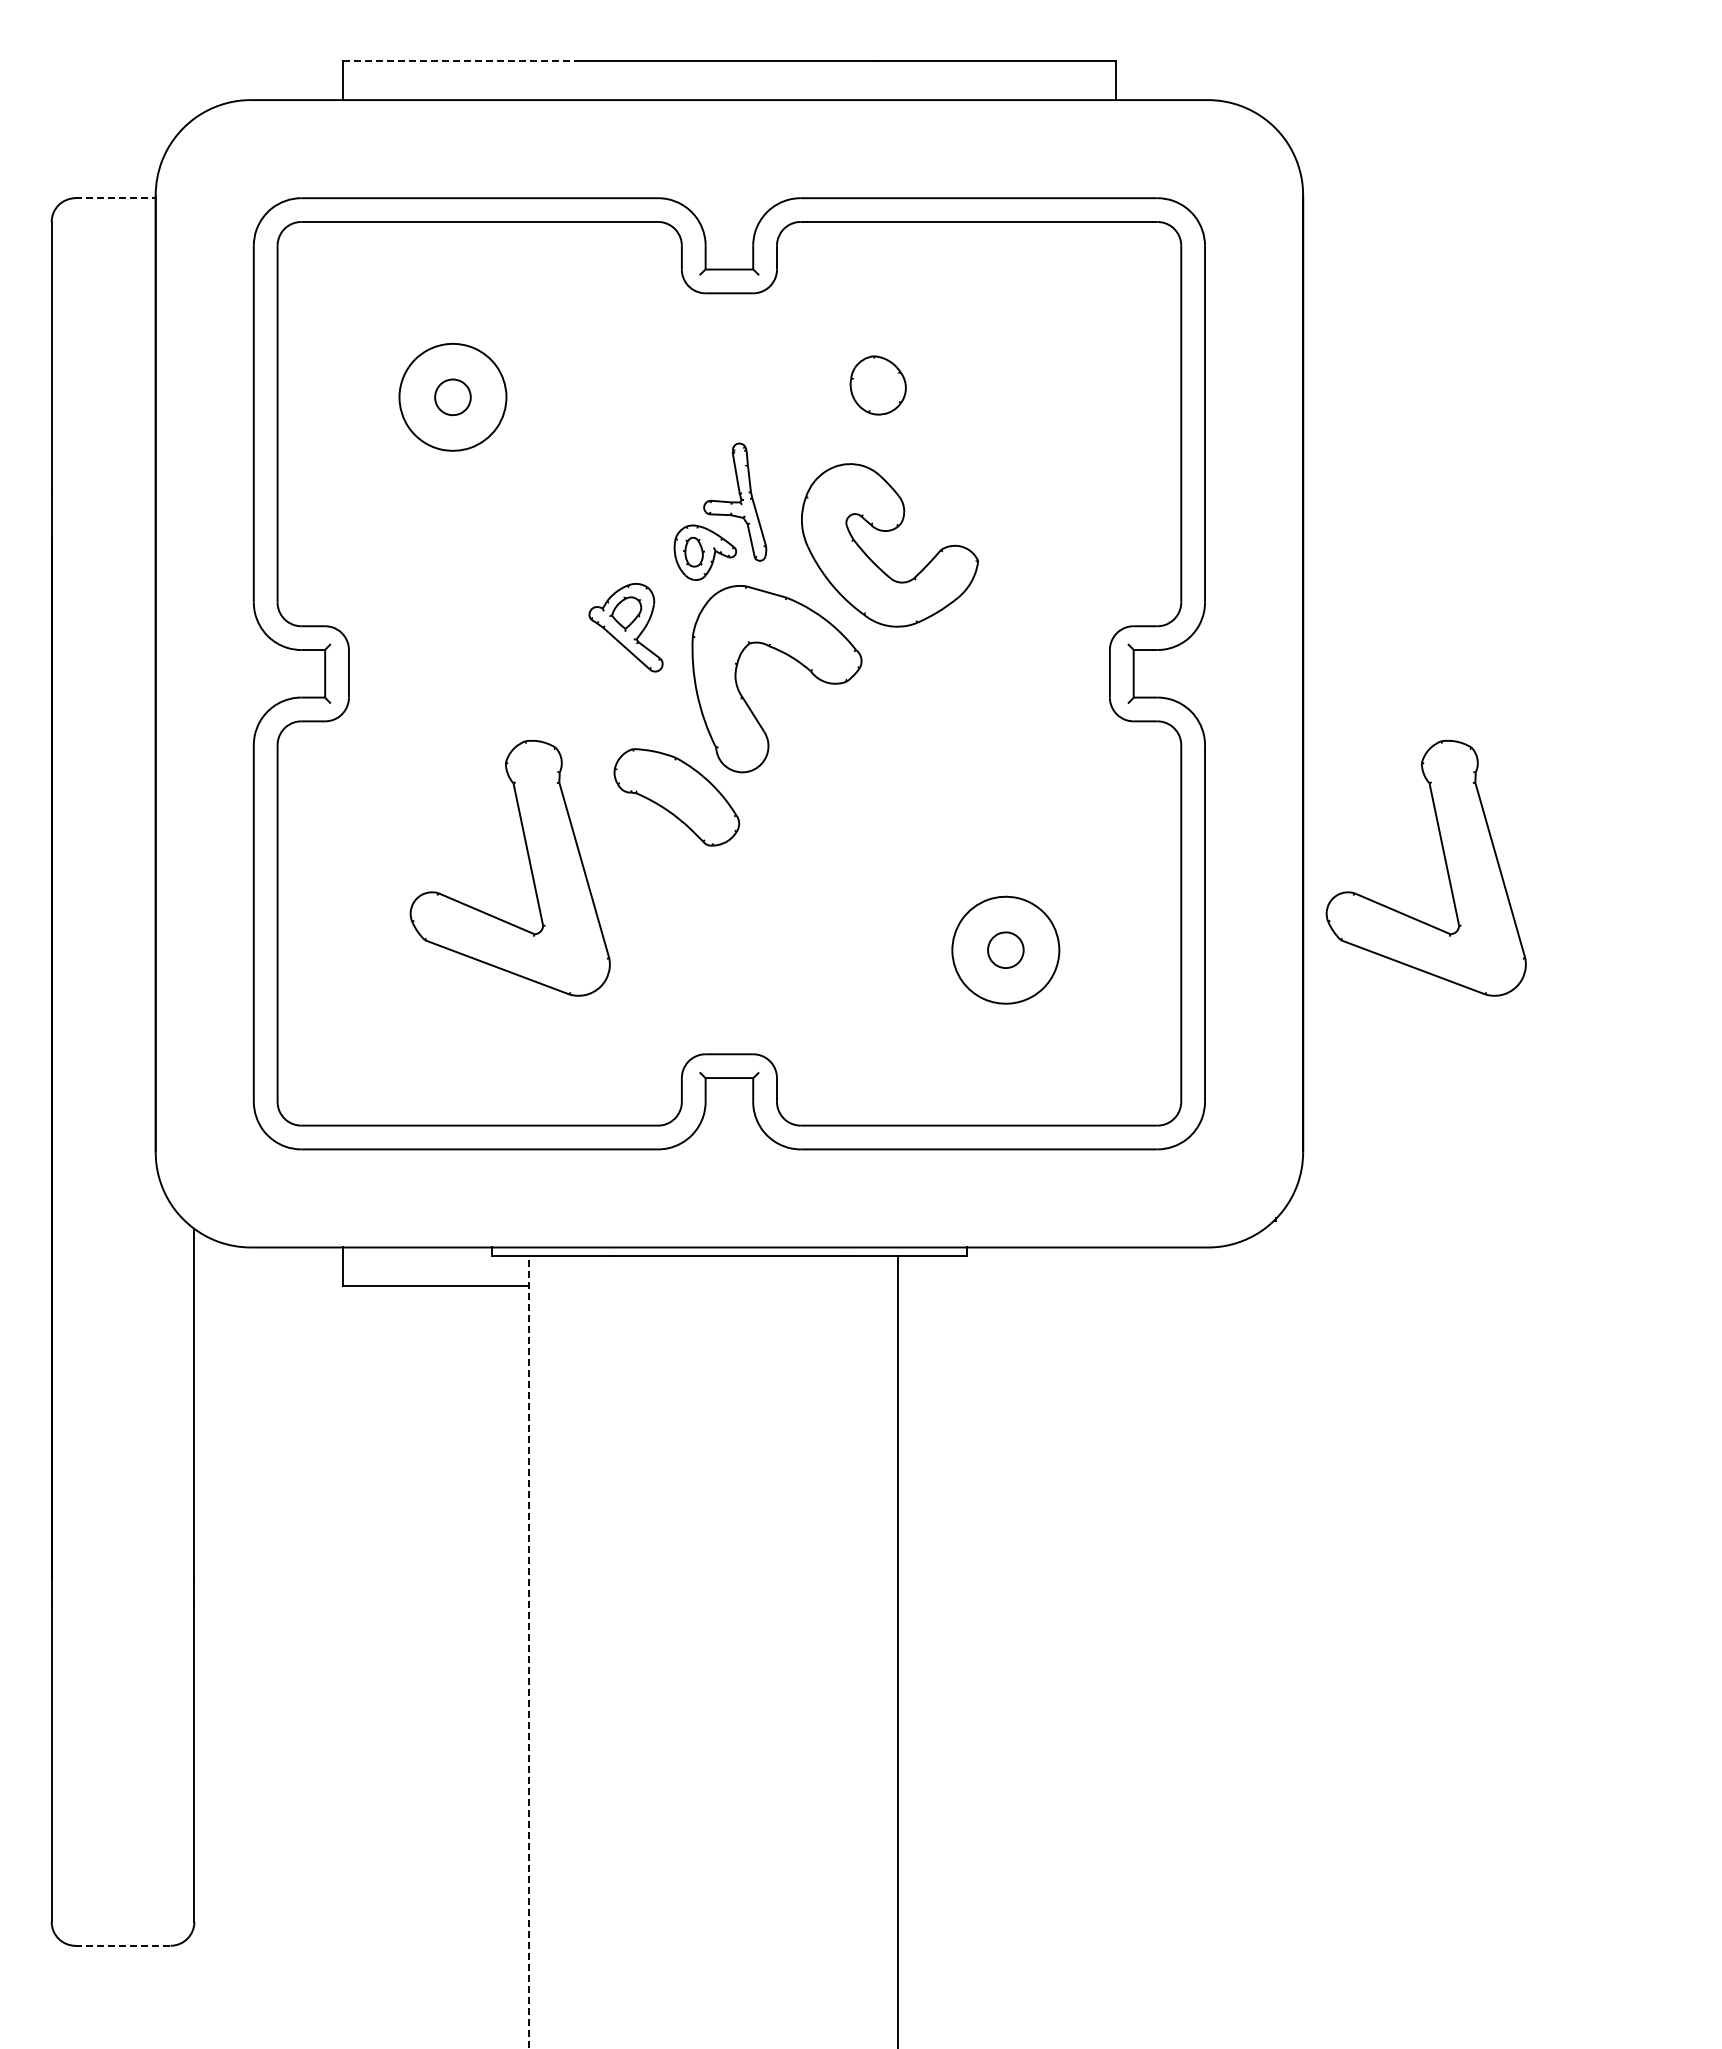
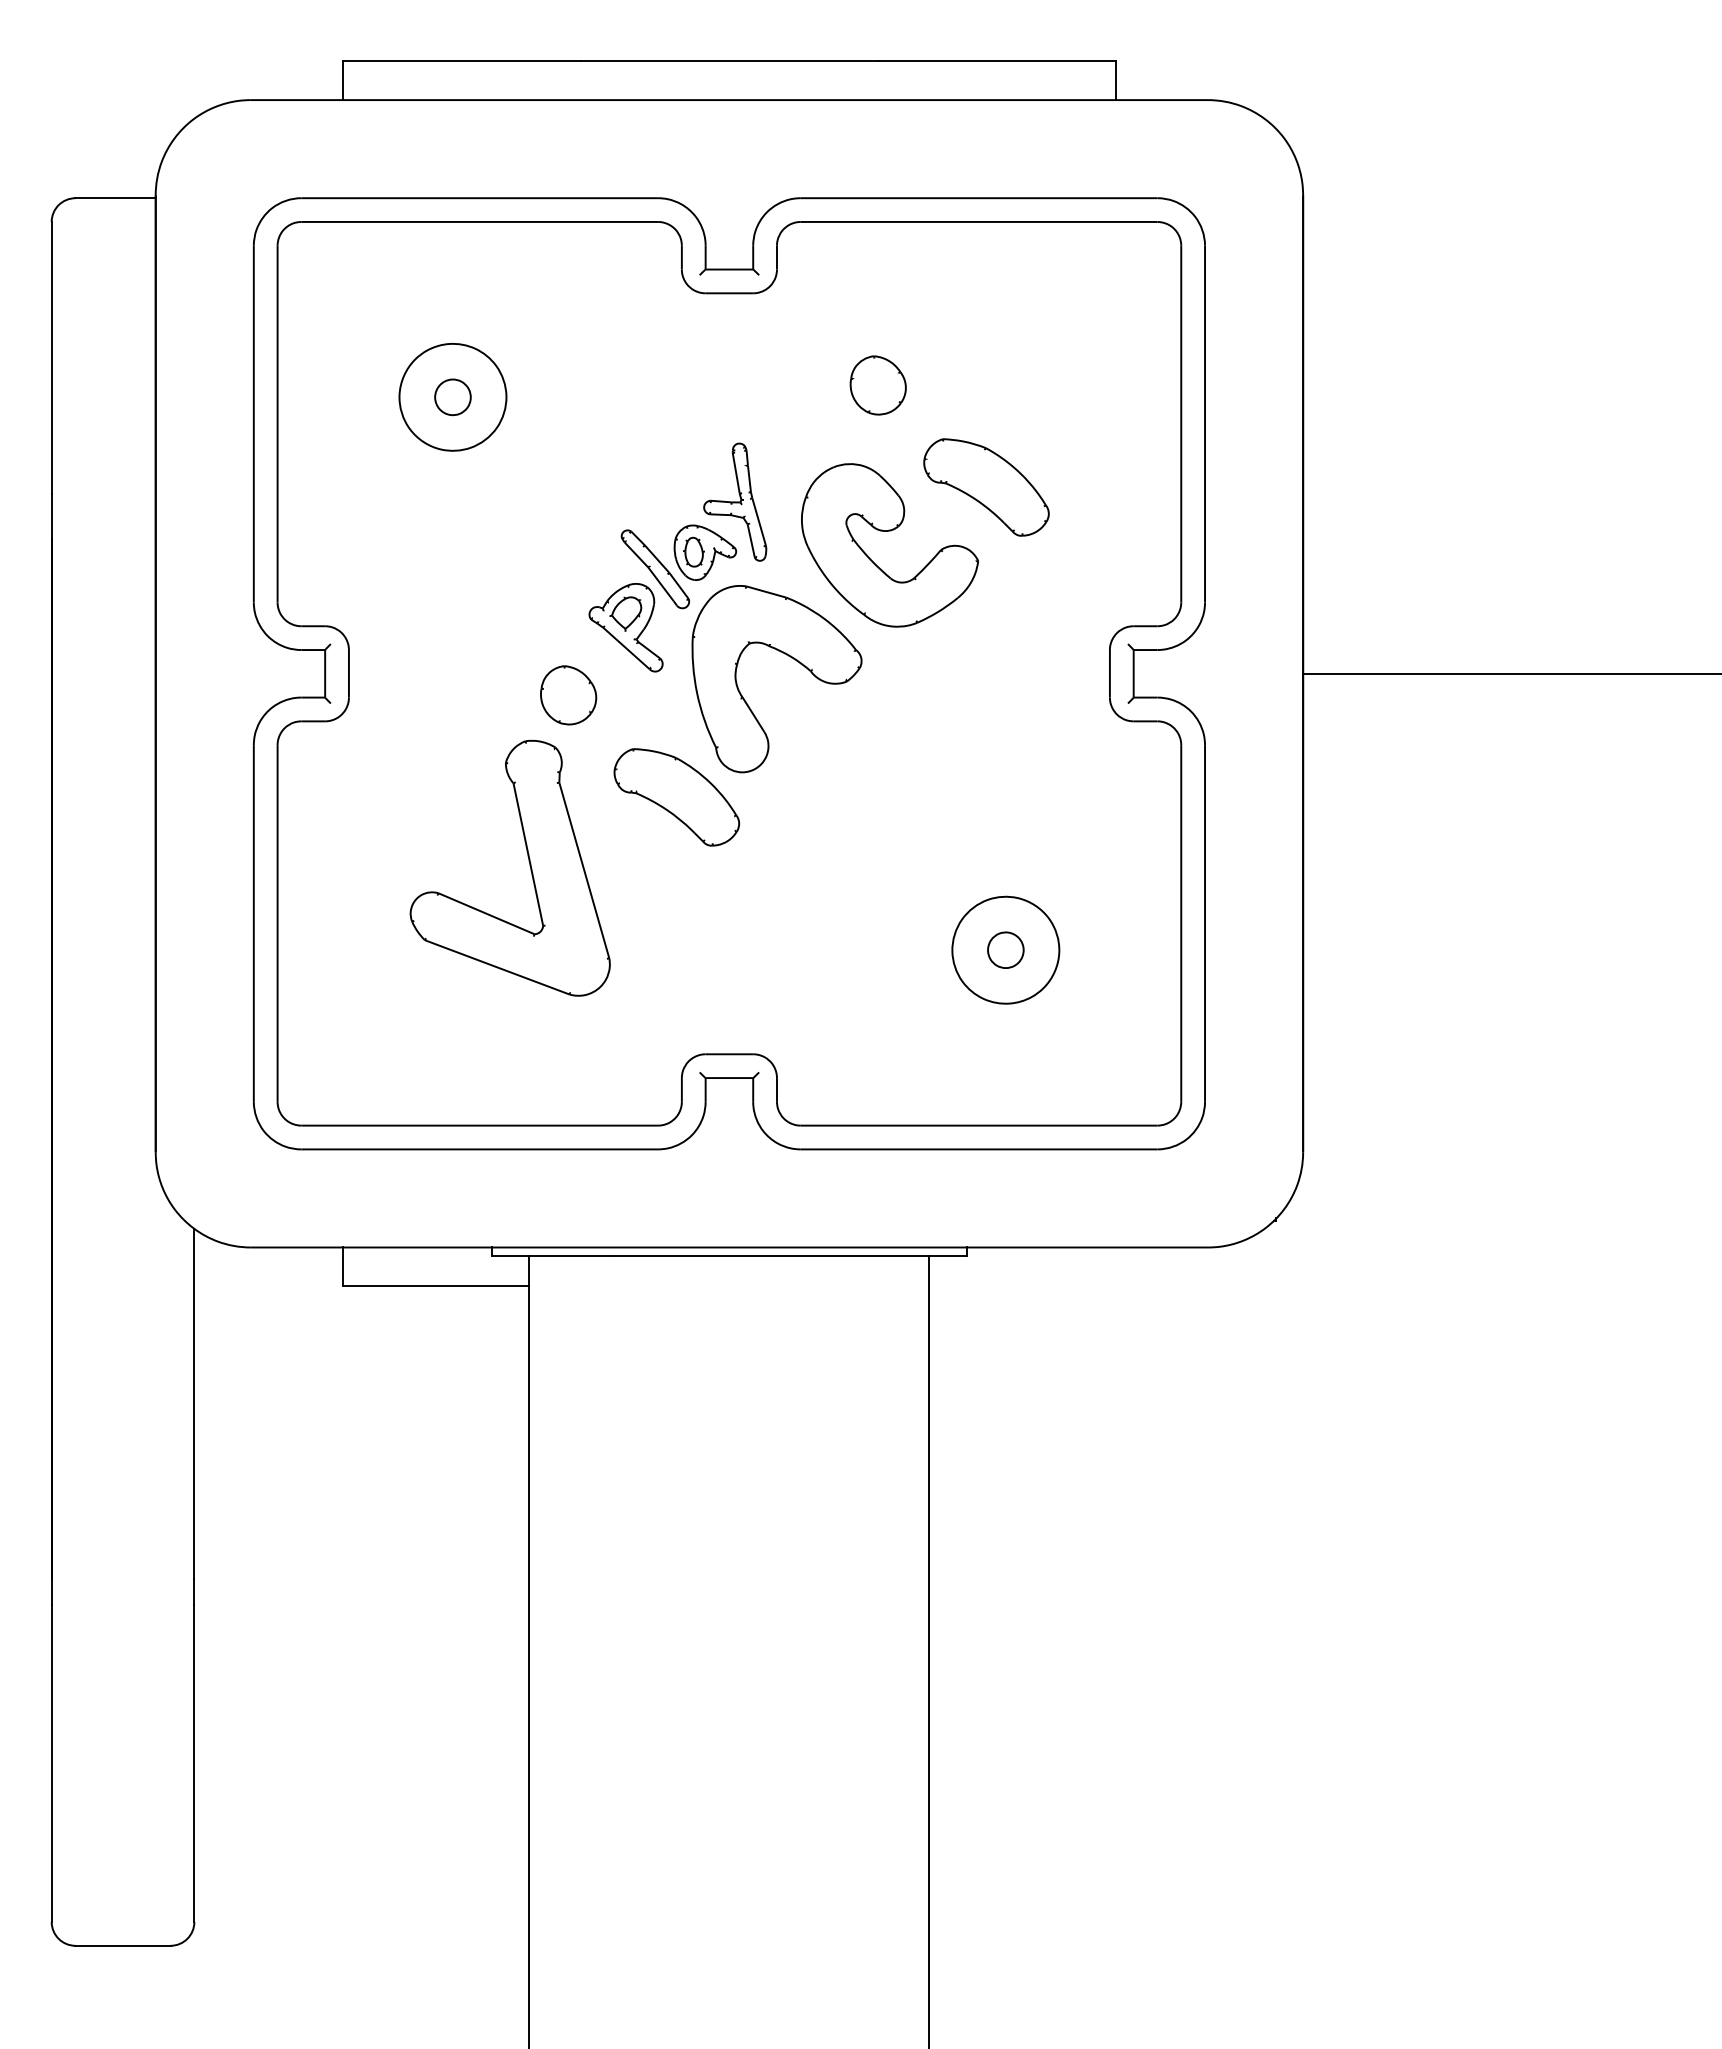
line: dashed -> solid (461, 61)
line: dashed -> solid (116, 198)
part: none -> present (986, 487)
part: none -> present (655, 569)
line: none -> present (1510, 673)
part: none -> present (568, 695)
part: present -> none (1444, 861)
line position: (898, 1650) -> (929, 1650) (929, 1650)
line: dashed -> solid (528, 1652)
line: dashed -> solid (123, 1945)
